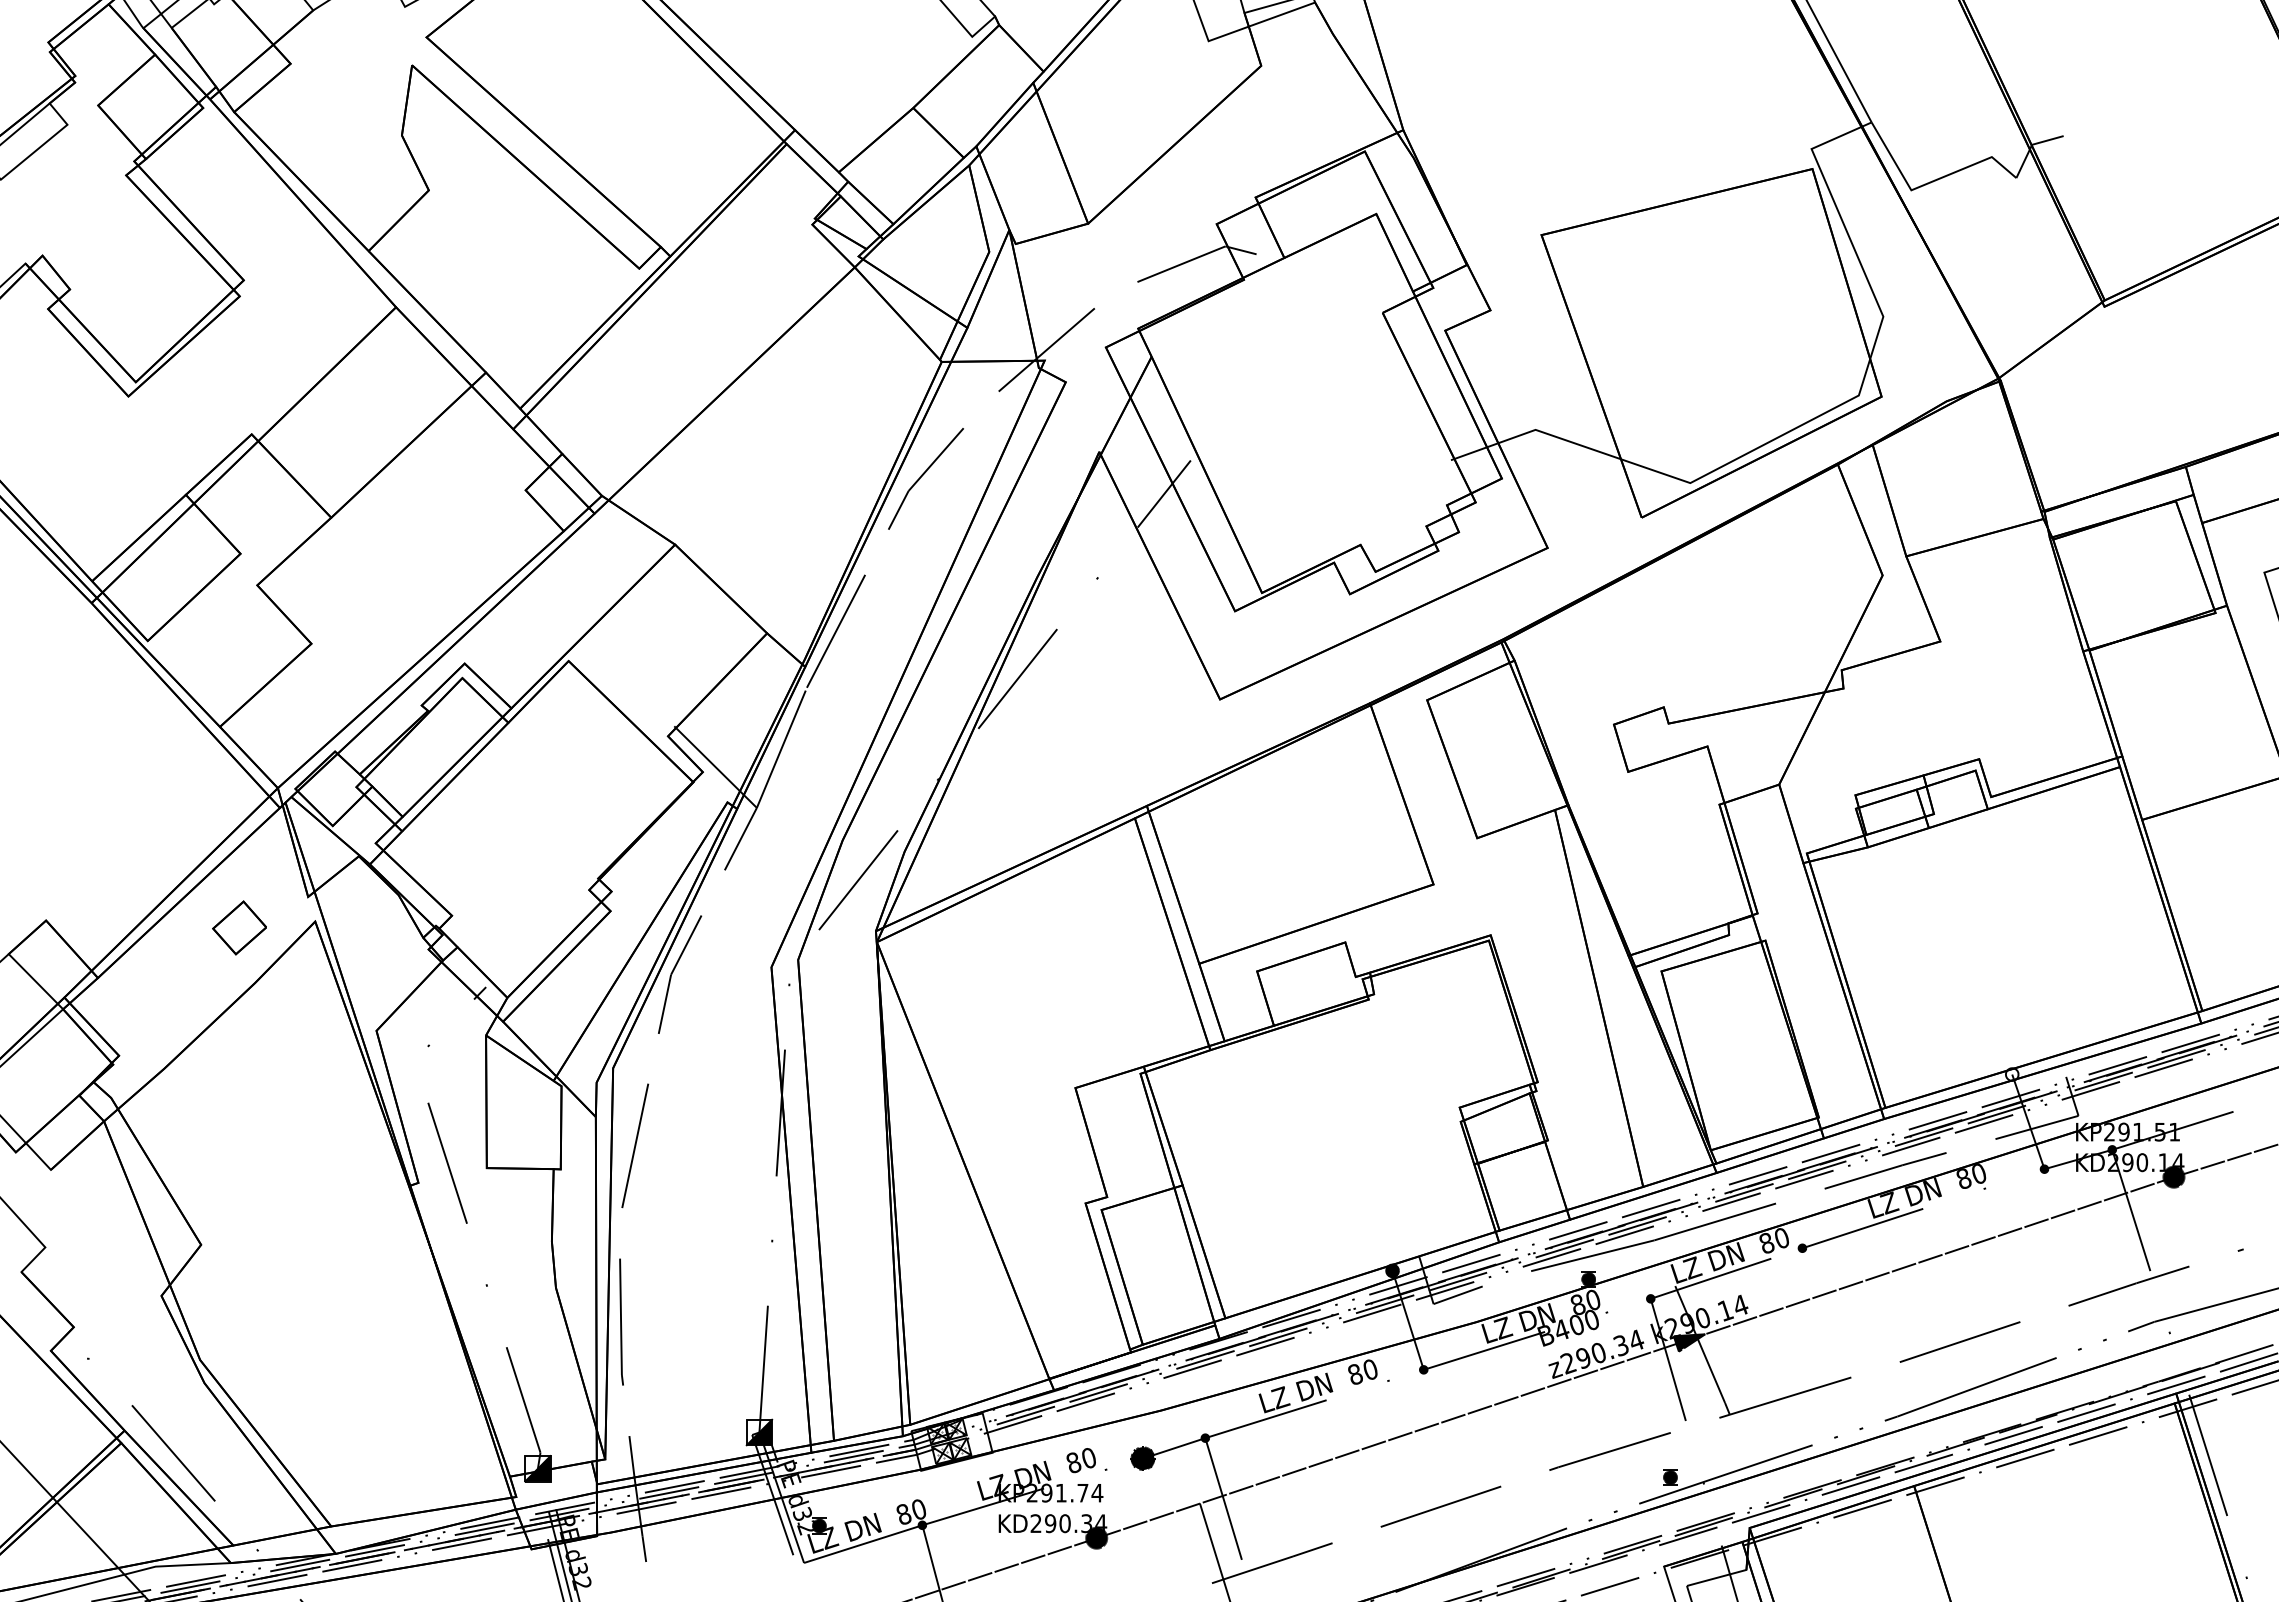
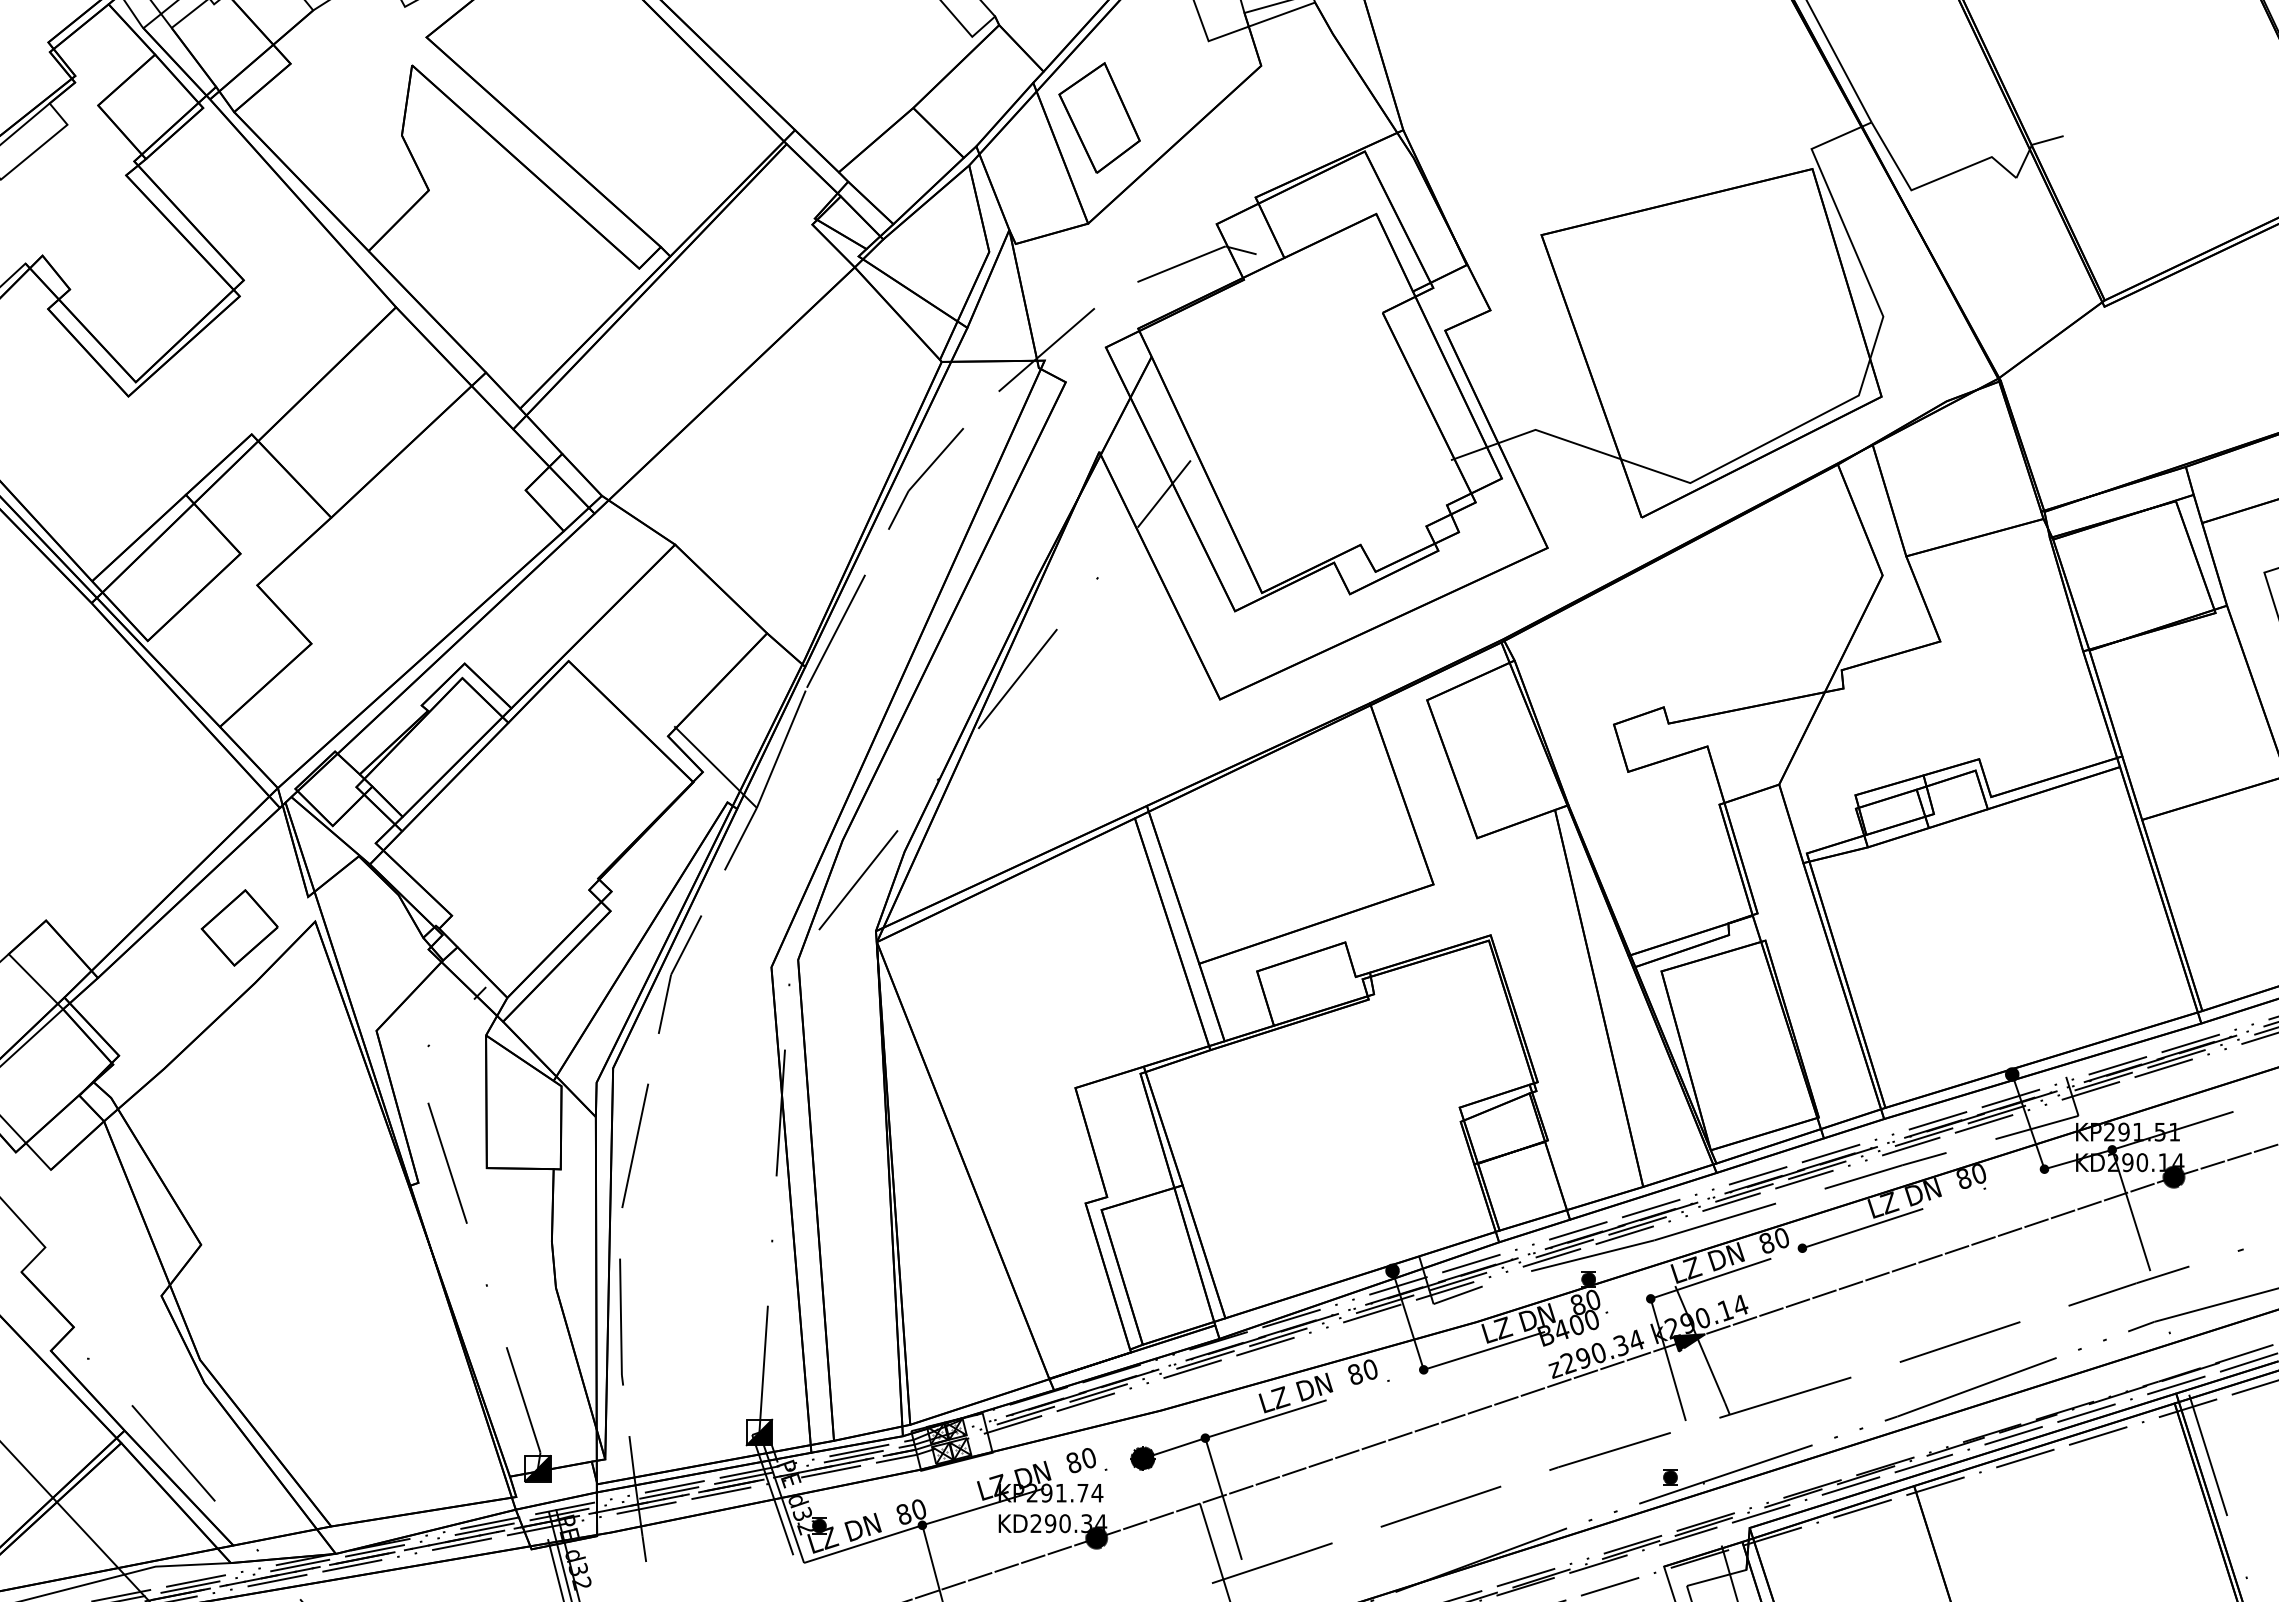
part: none -> present (1099, 117)
part size: 55x56 px -> 79x78 px (239, 927)
fill: none -> present (2011, 1074)
